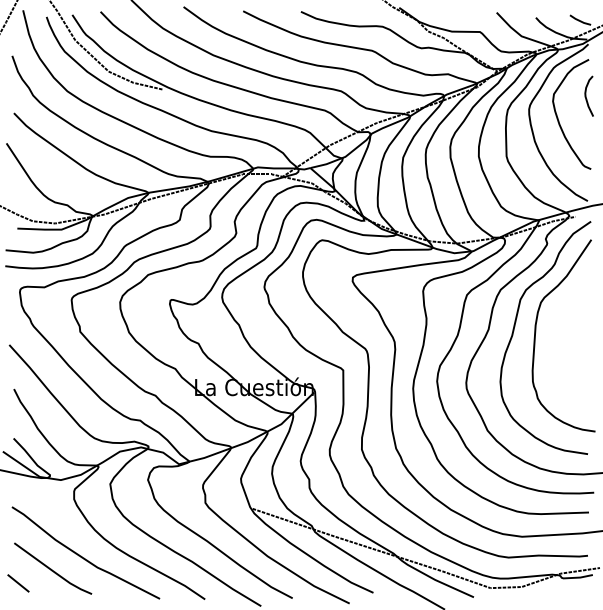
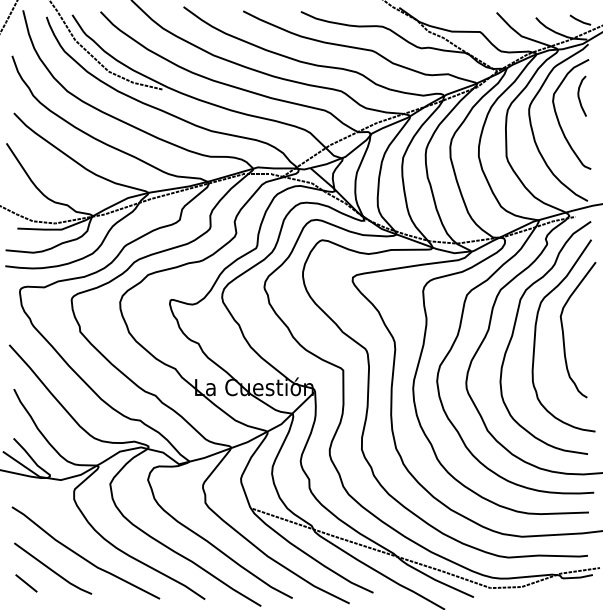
curve position: (586, 95) -> (579, 95) (579, 95)
curve: none -> present (563, 329)
line position: (18, 583) -> (26, 583) (26, 583)
